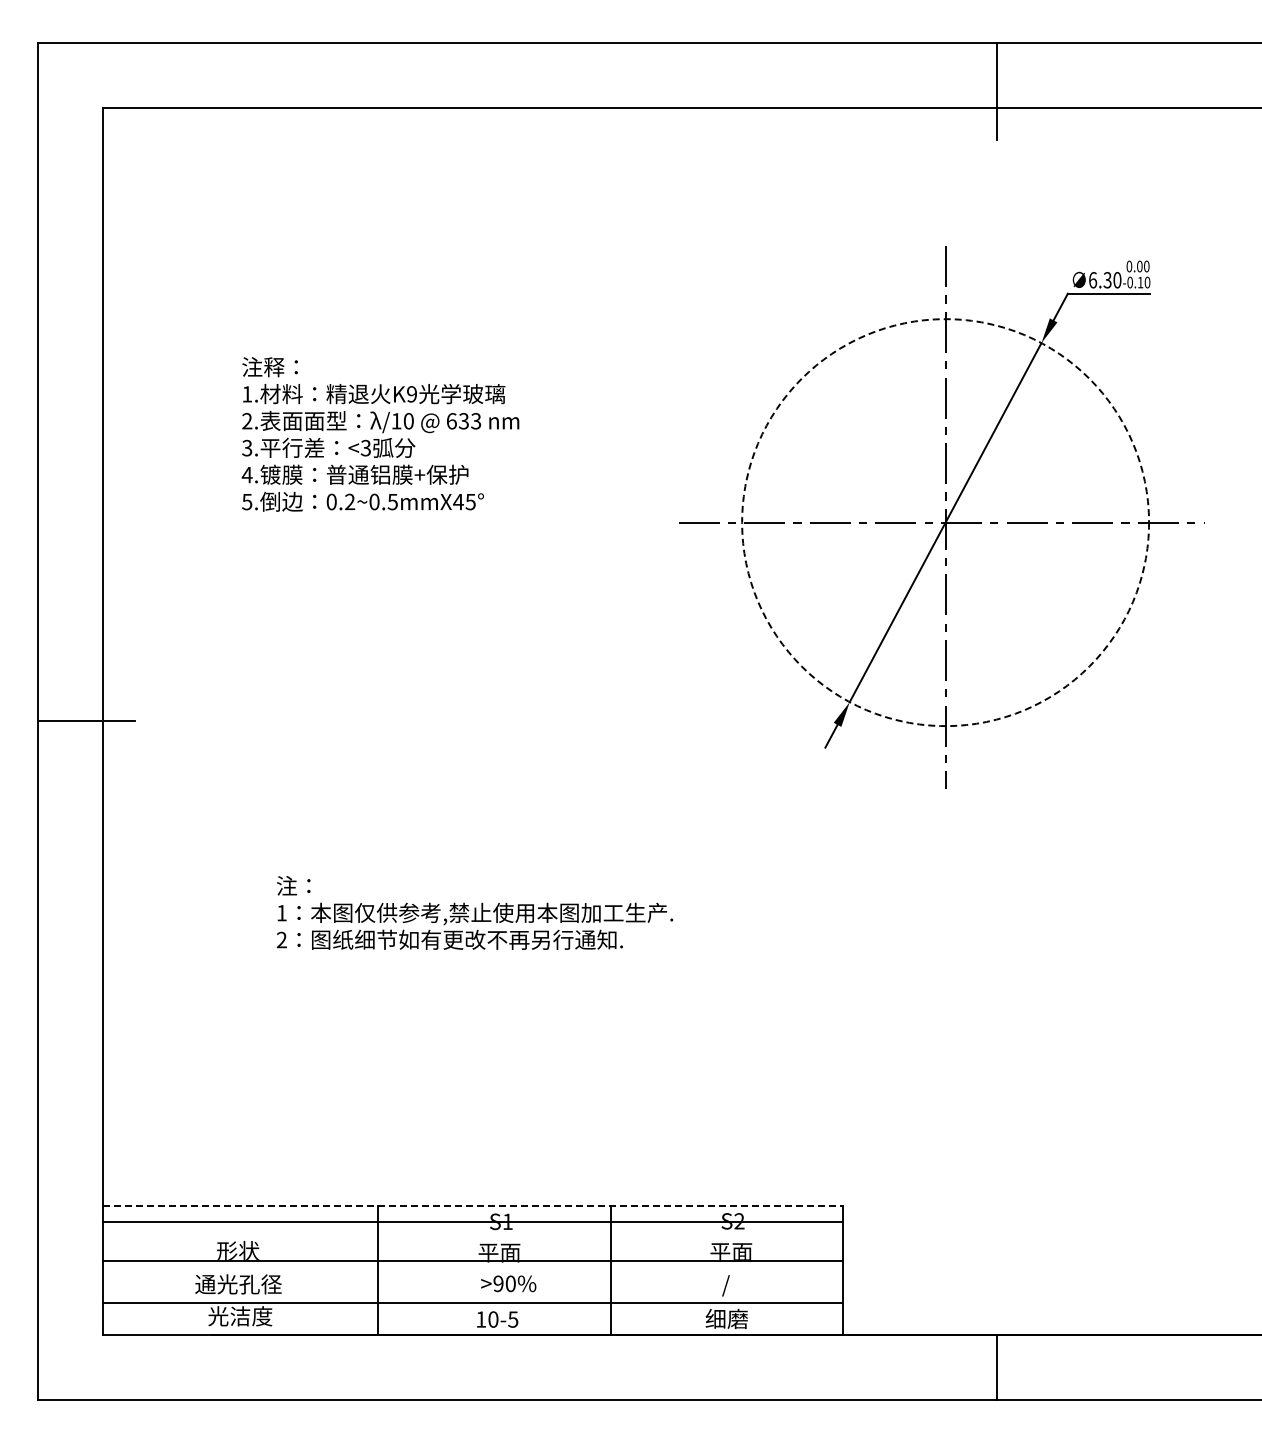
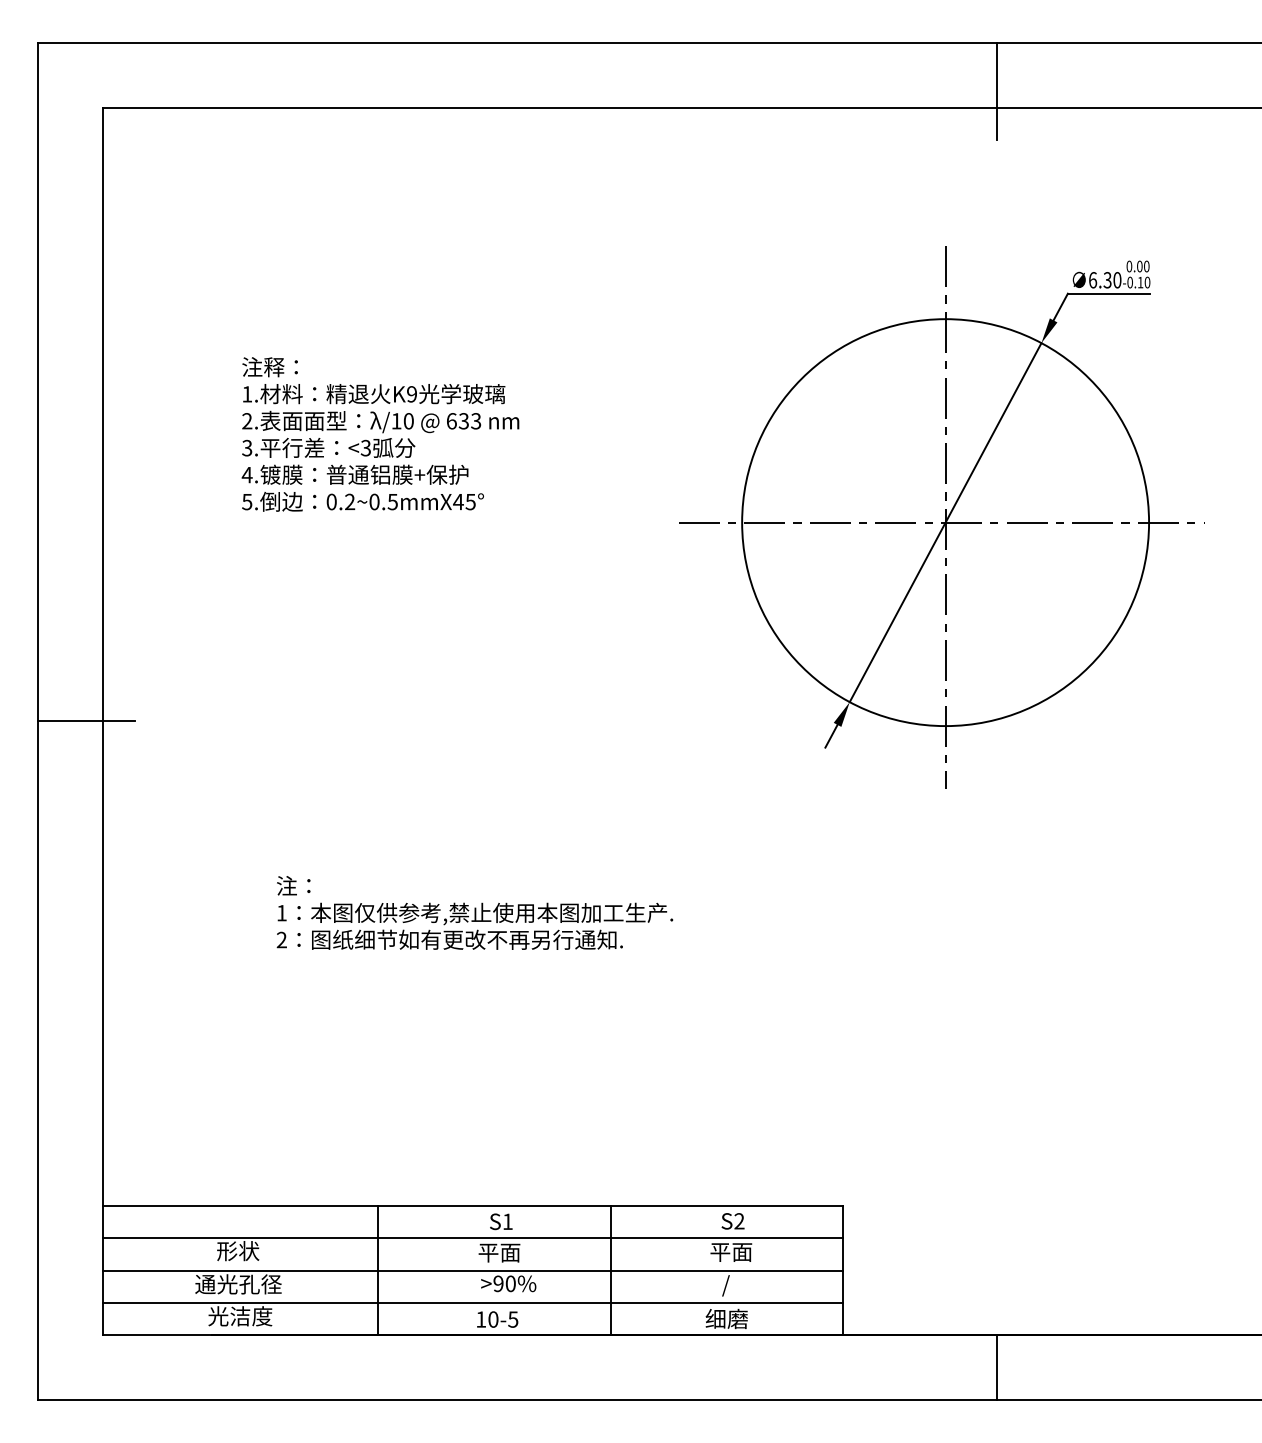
circle: dashed -> solid (945, 522)
line: dashed -> solid (473, 1205)
line position: (472, 1222) -> (472, 1238) (472, 1238)
line position: (472, 1260) -> (472, 1270) (472, 1270)
